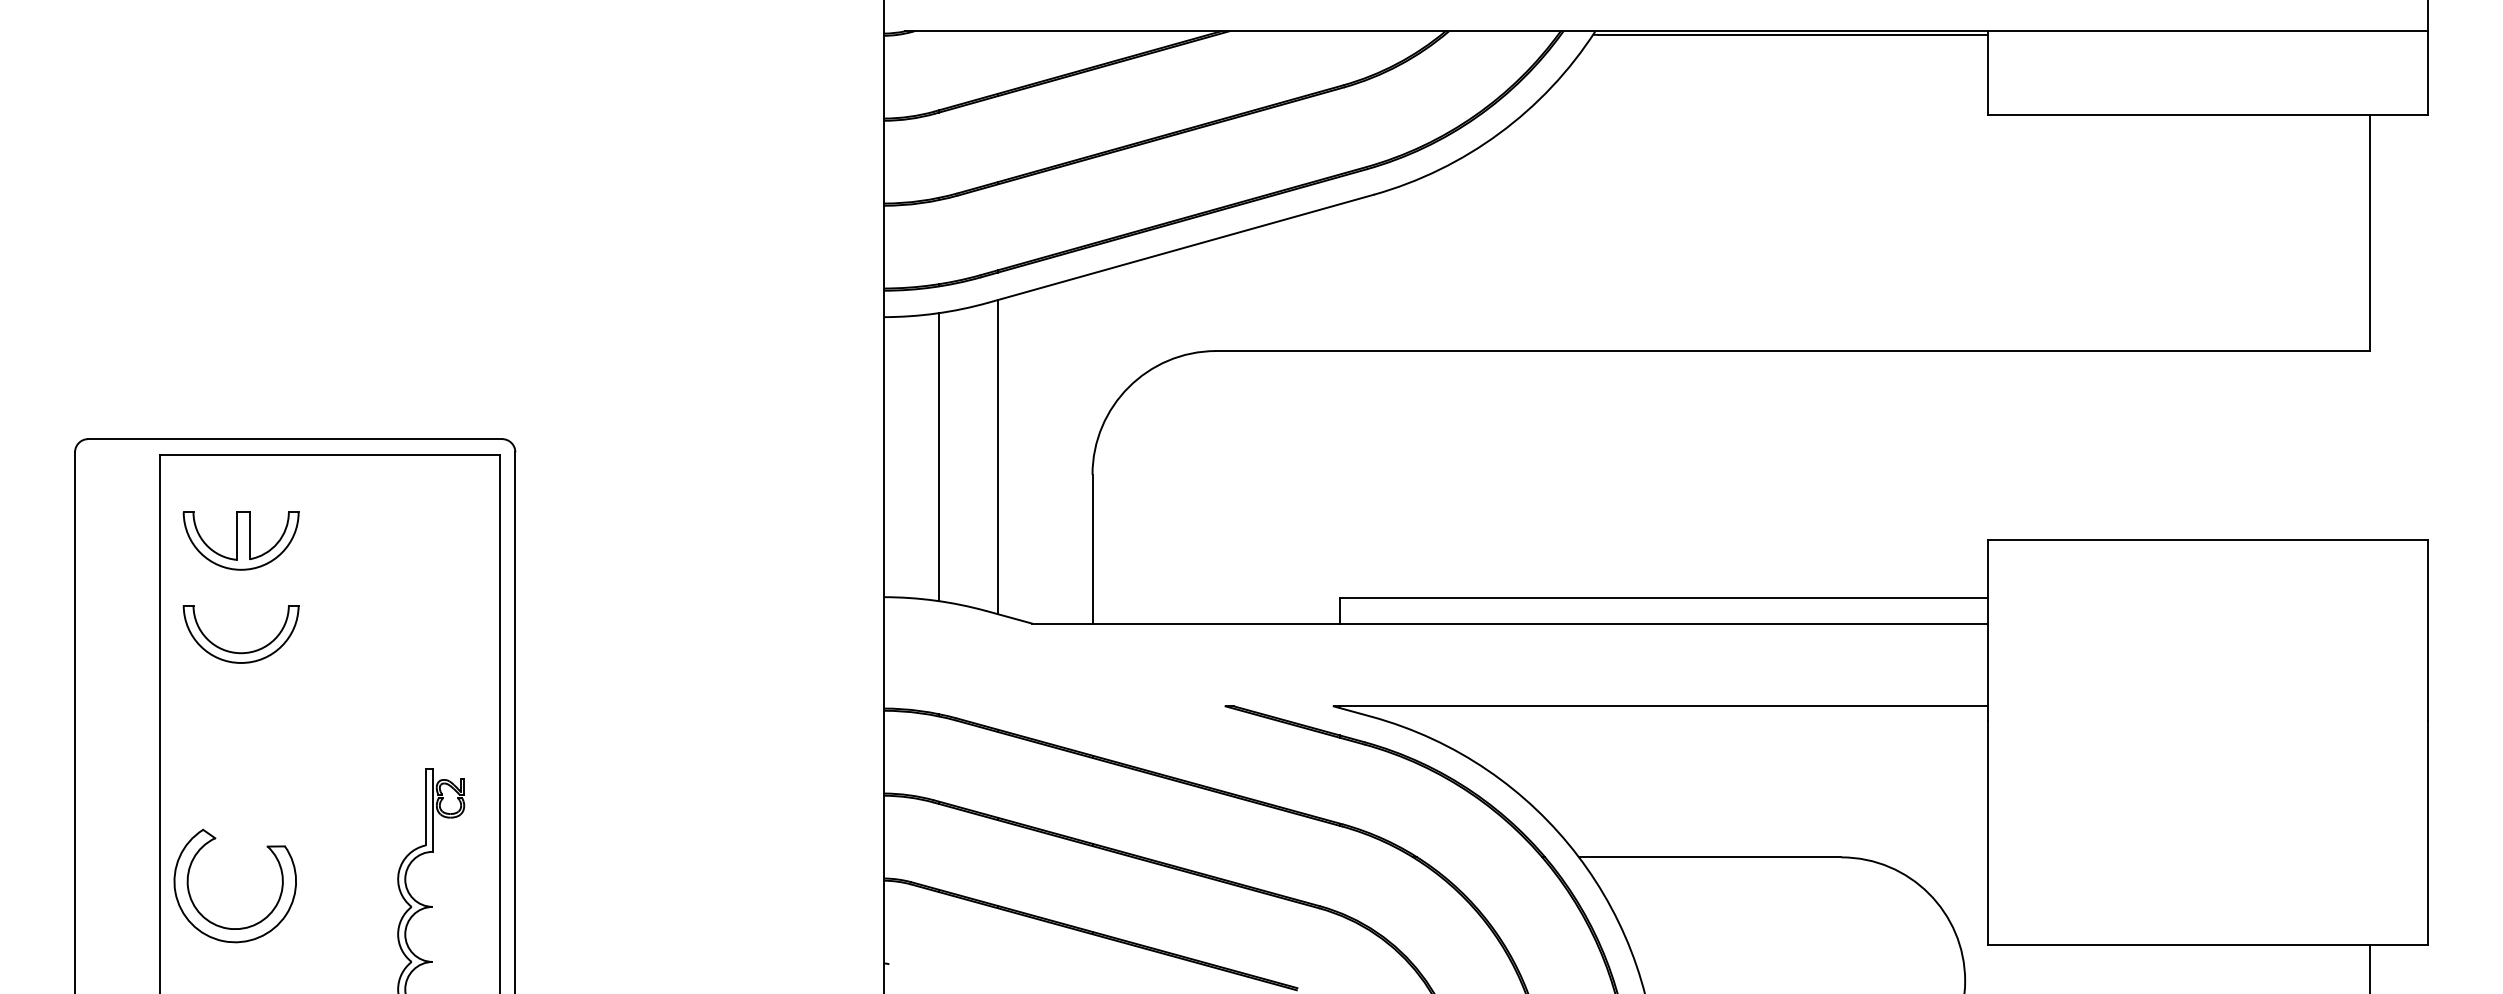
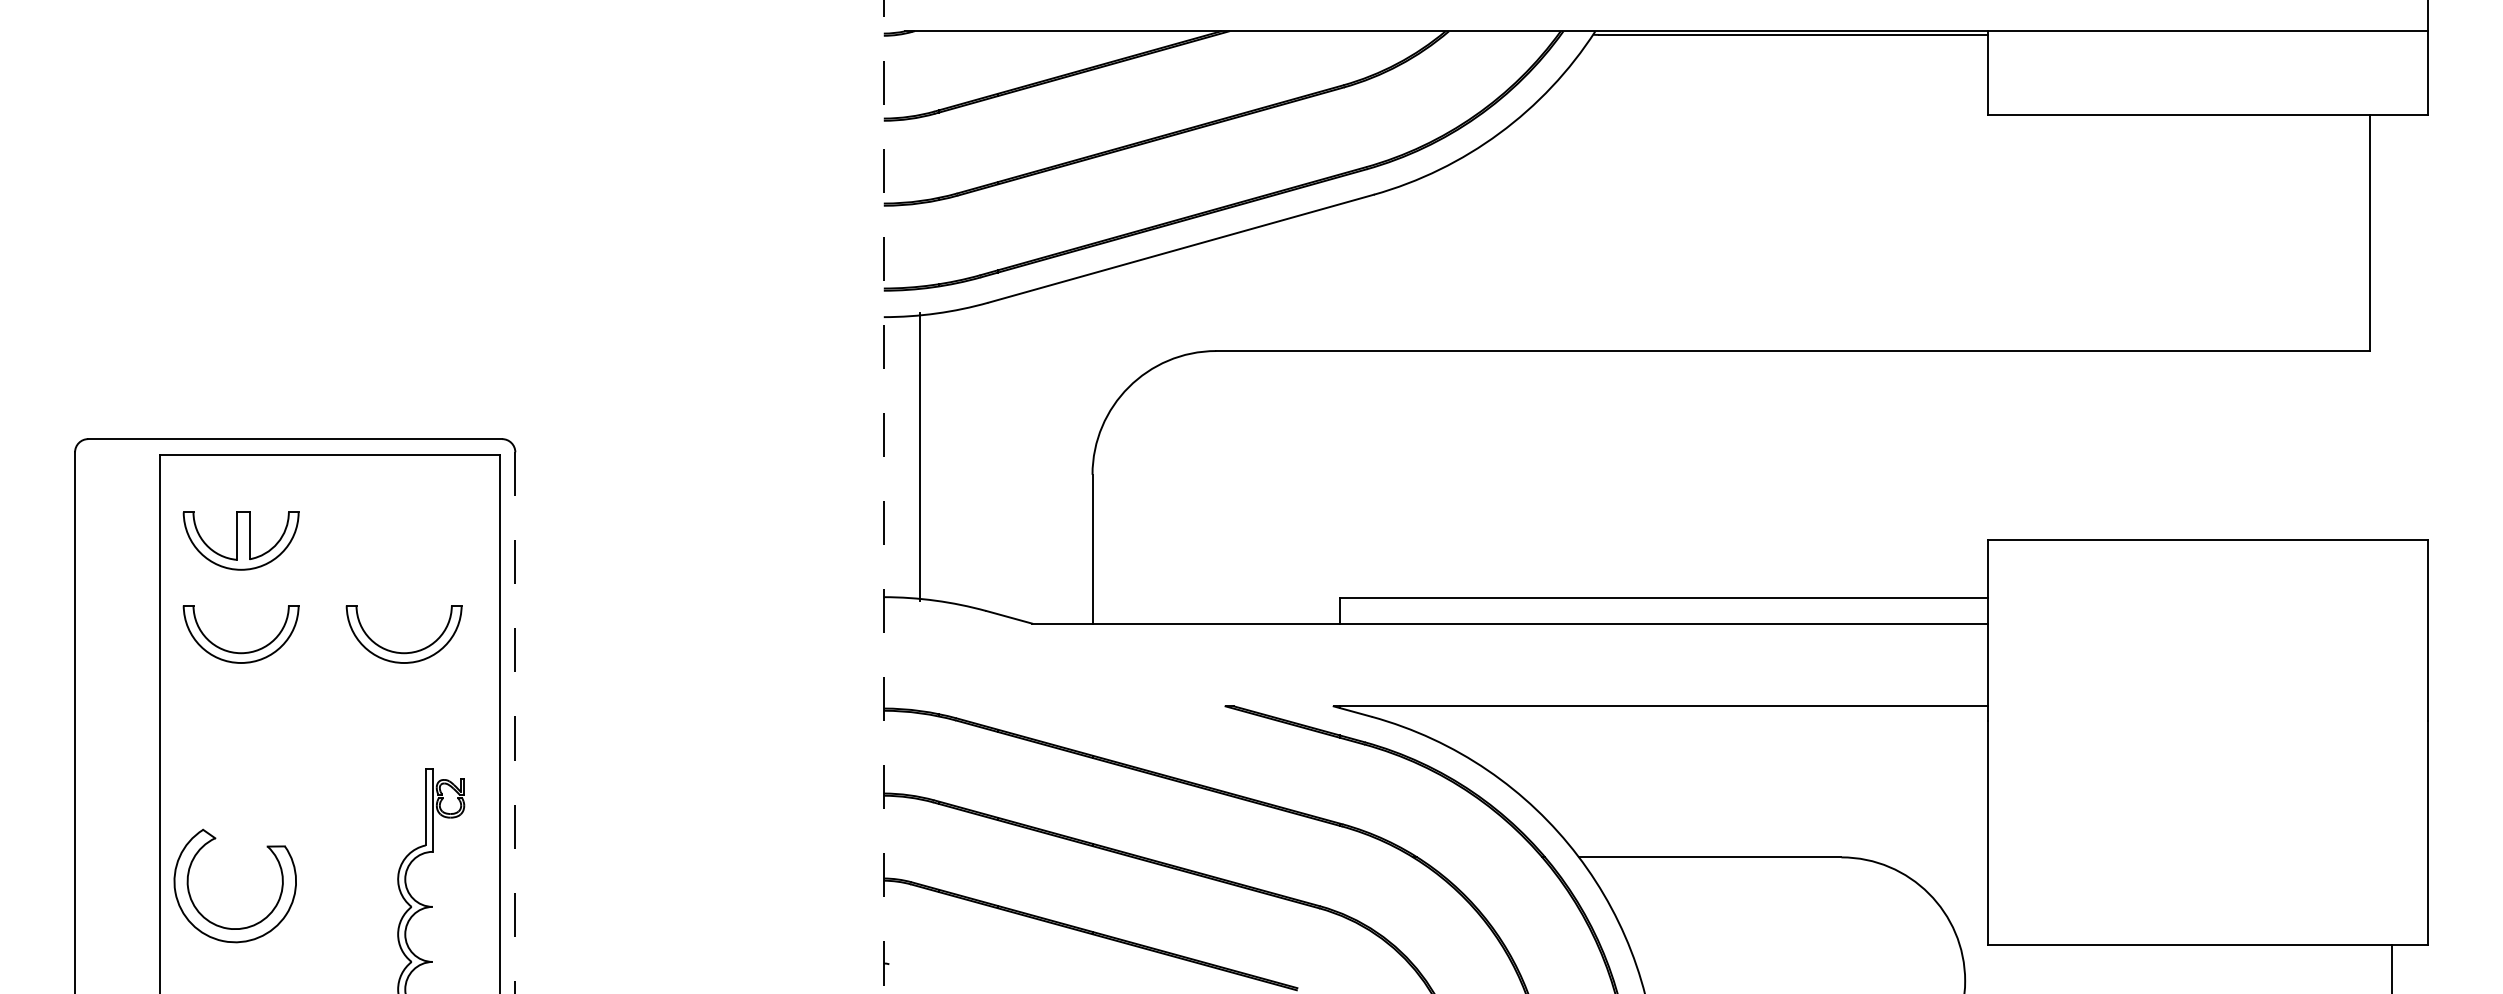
line position: (938, 457) -> (919, 457) (919, 457)
line: present -> none (998, 457)
line: solid -> dashed (883, 496)
part: none -> present (403, 652)
line: solid -> dashed (515, 723)
line position: (2369, 967) -> (2391, 967) (2391, 967)
